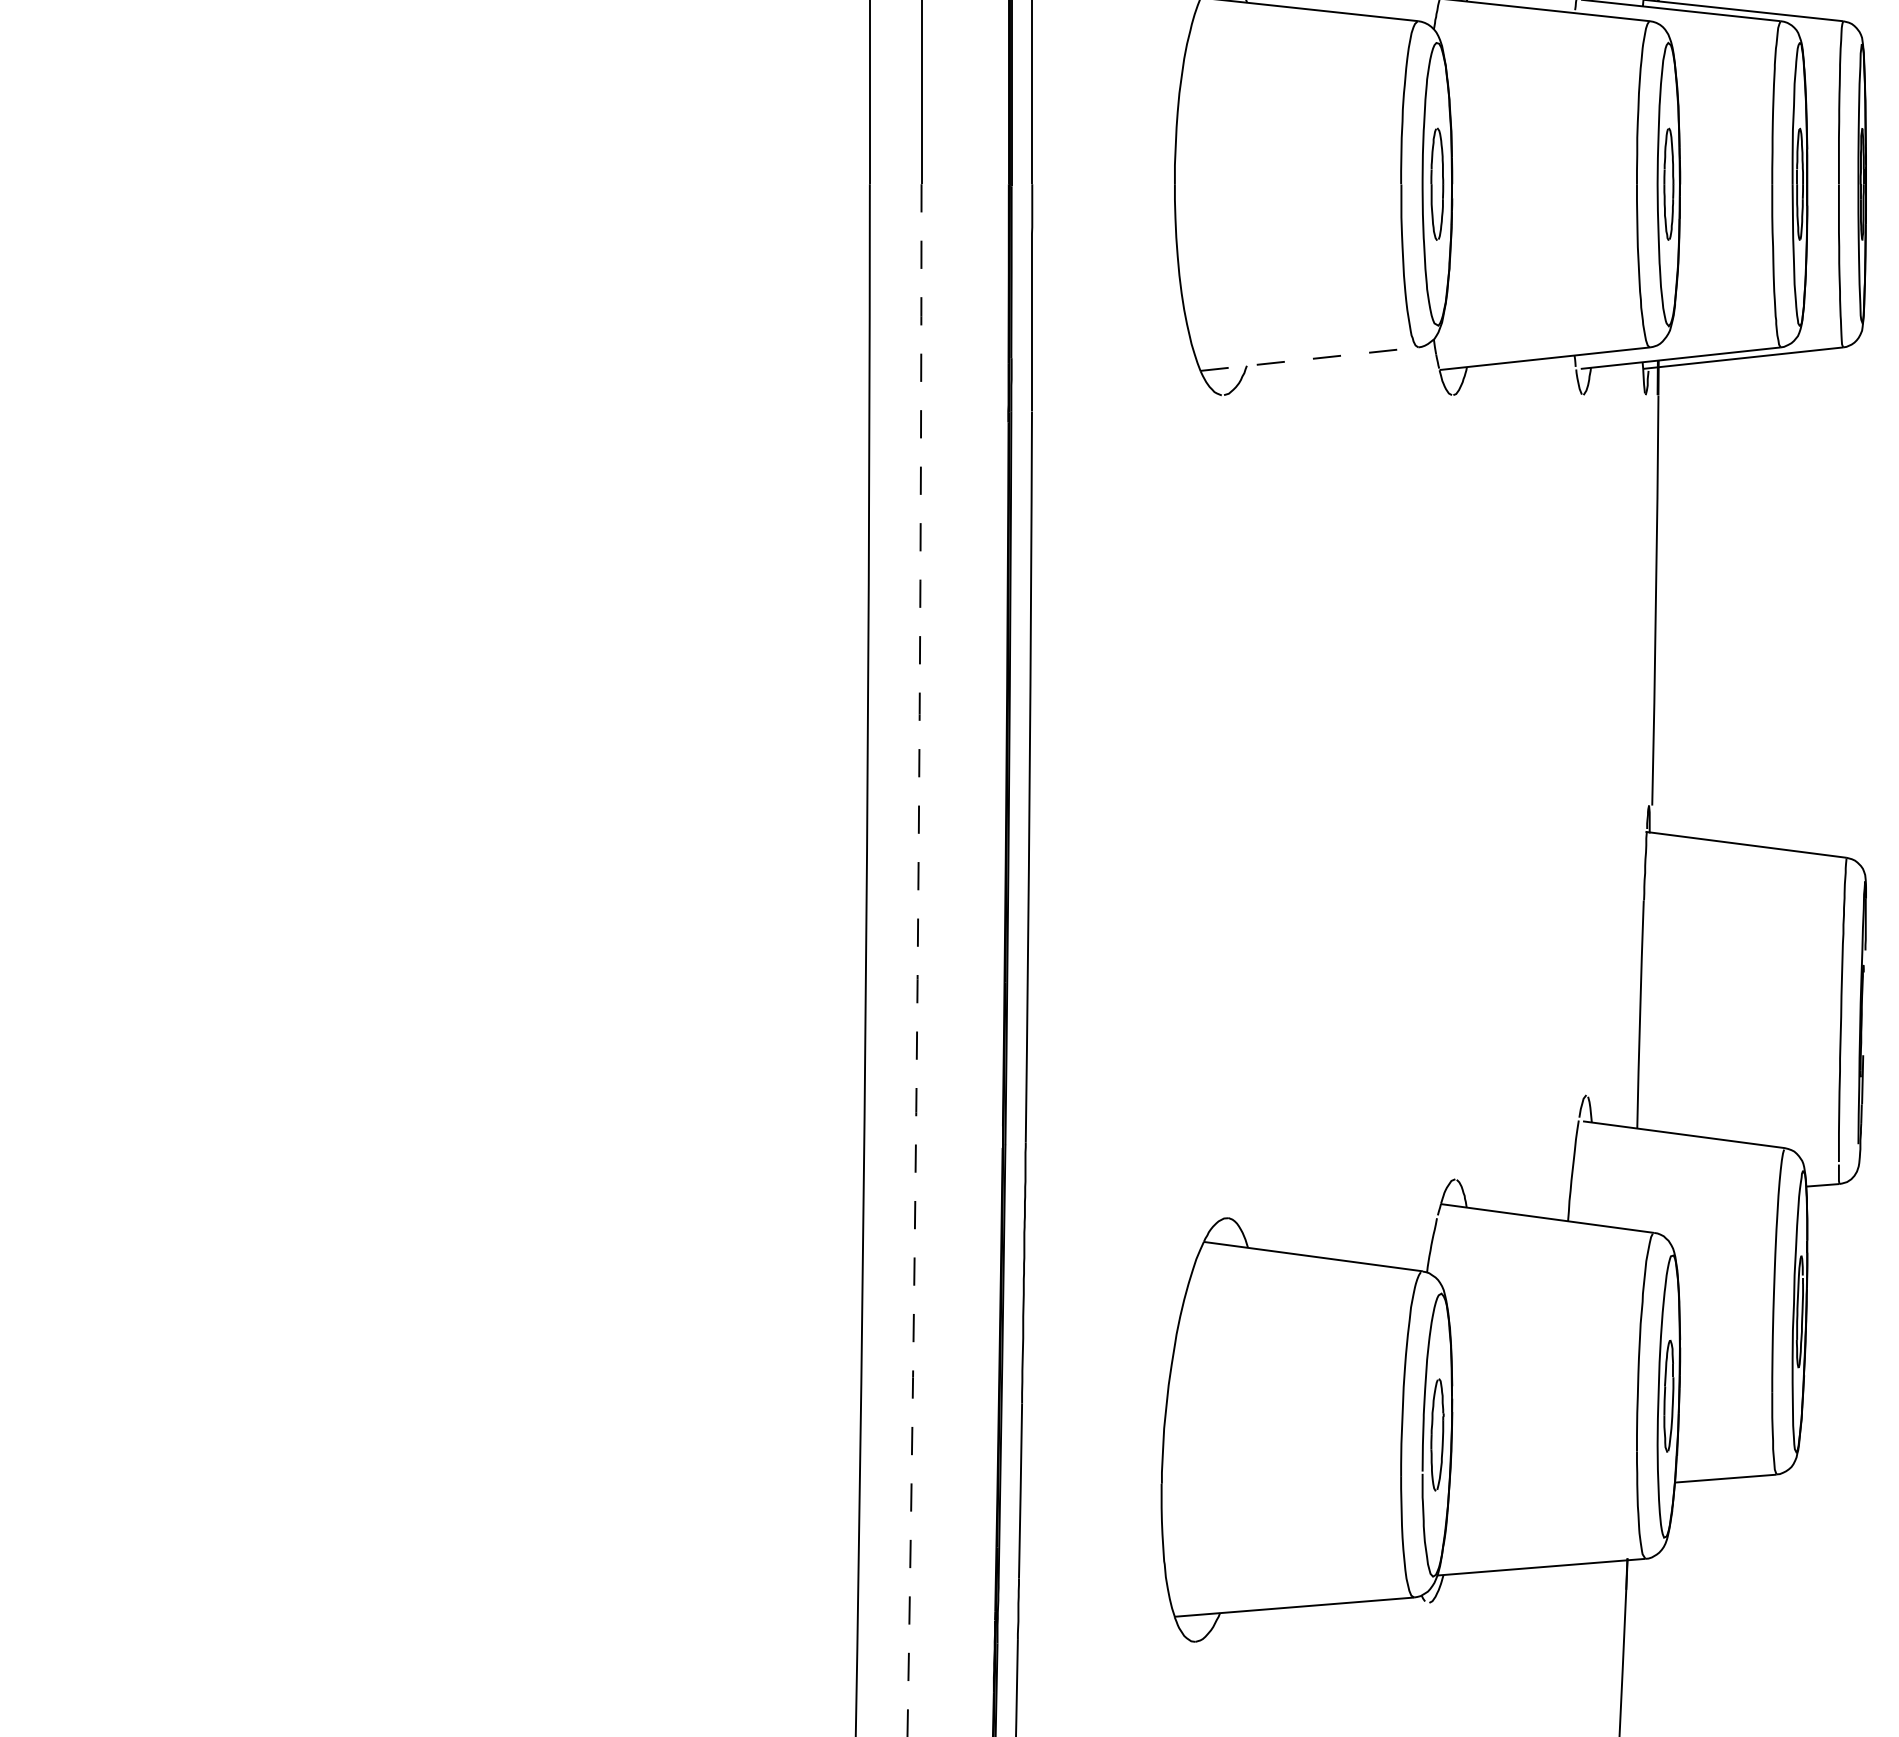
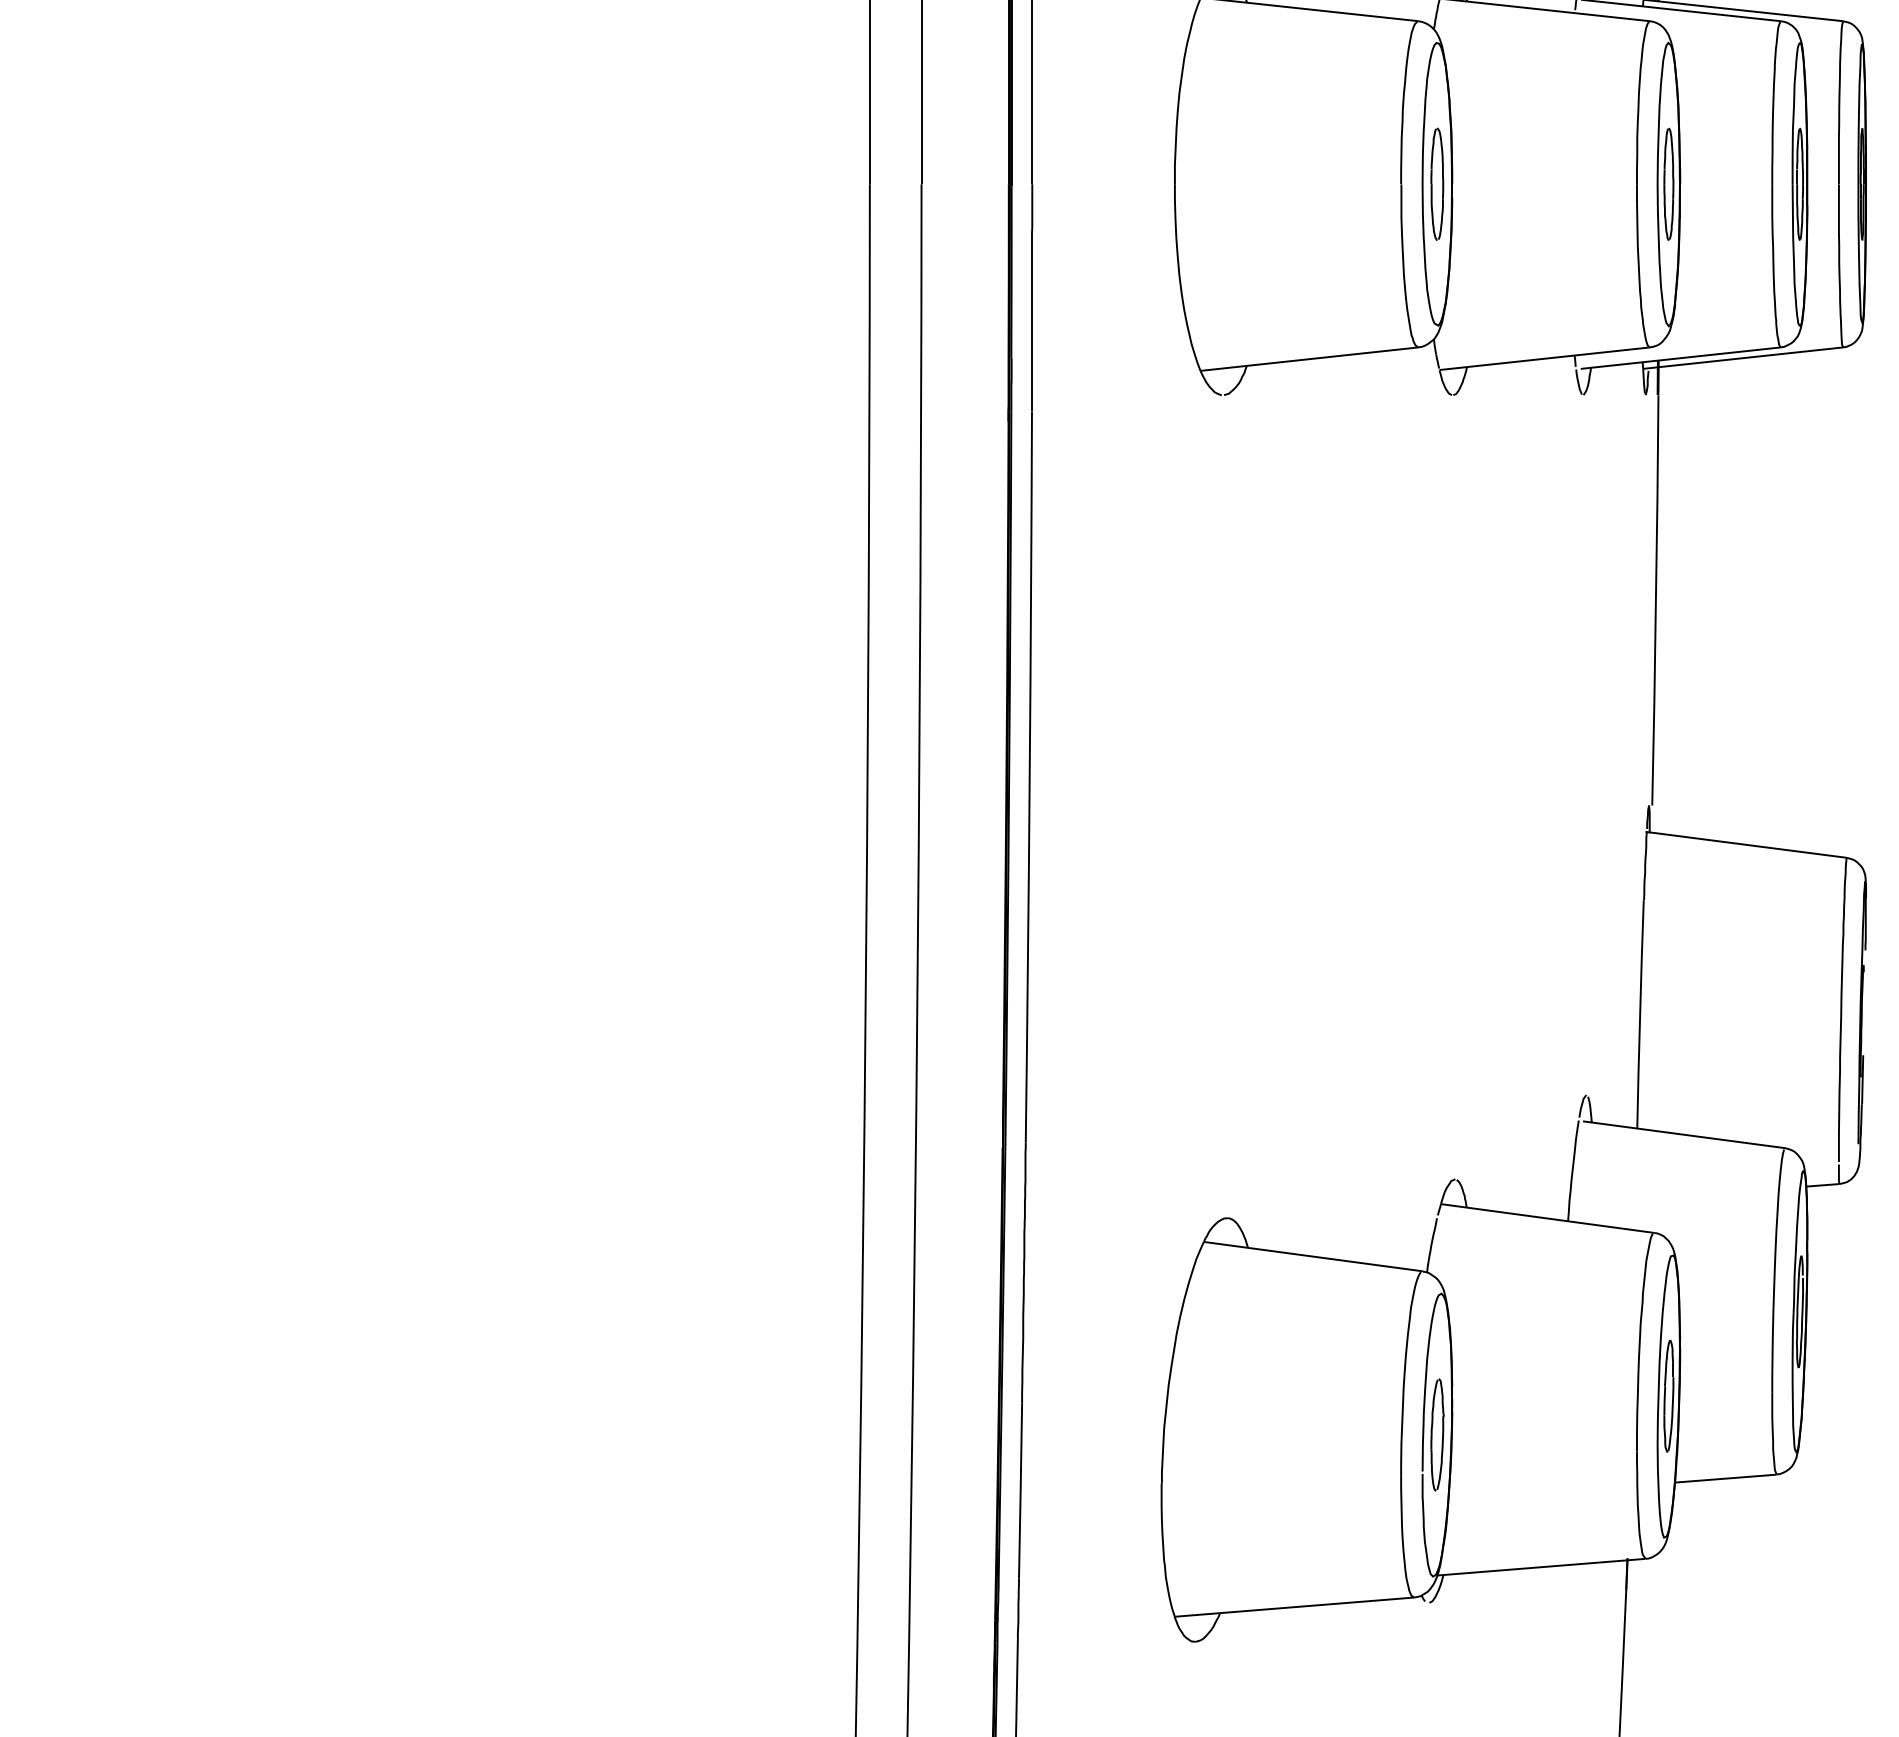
line: dashed -> solid (1309, 359)
line: dashed -> solid (917, 960)
